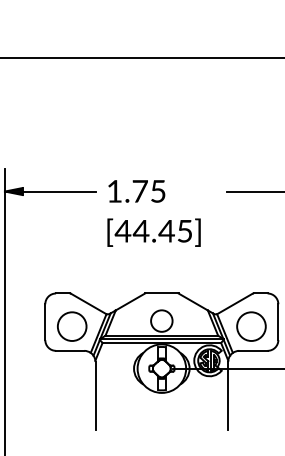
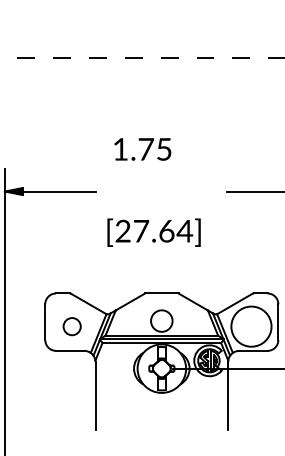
line: solid -> dashed (142, 57)
text position: (136, 191) -> (142, 149) (142, 149)
text: [44.45] -> [27.64] (153, 230)
circle diameter: 29 px -> 17 px (71, 326)
circle diameter: 29 px -> 40 px (251, 326)
